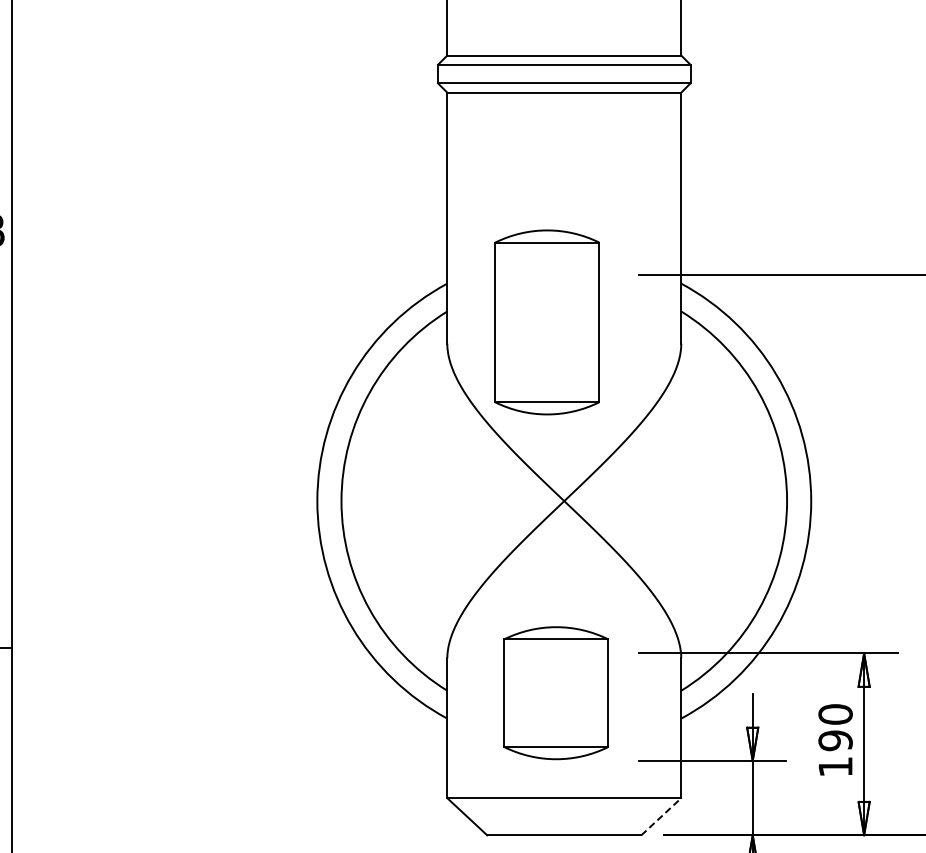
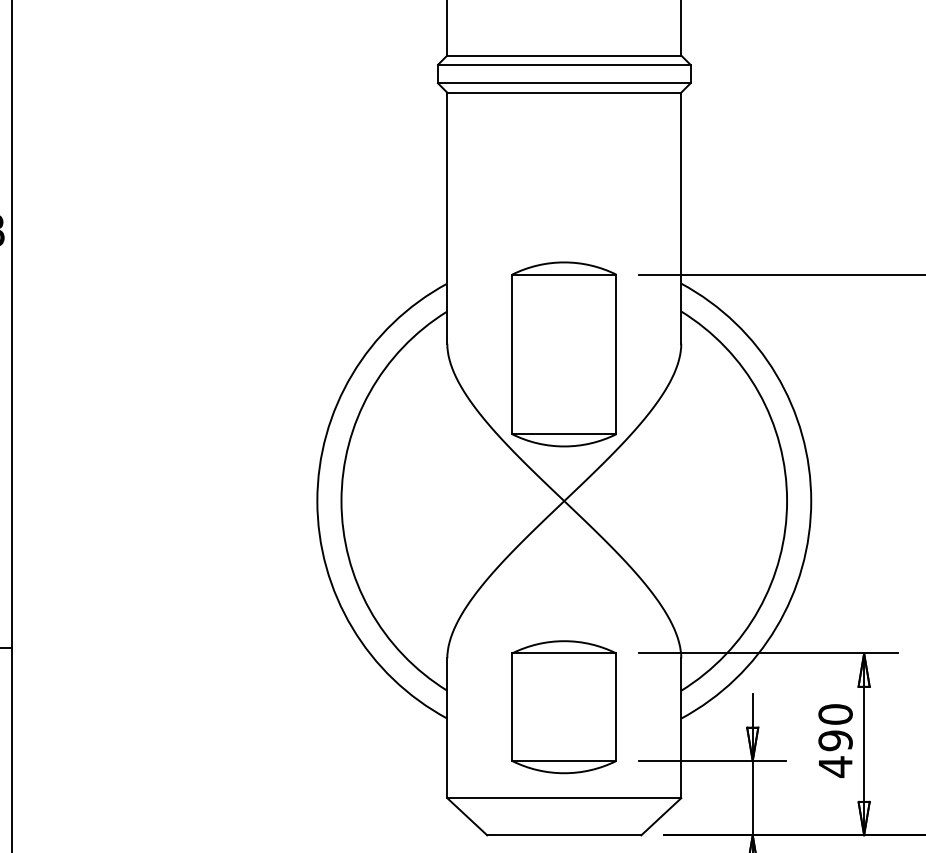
part position: (546, 322) -> (563, 354) (563, 354)
part position: (555, 693) -> (563, 707) (563, 707)
text: 190 -> 490 (835, 766)
line: dashed -> solid (661, 816)
